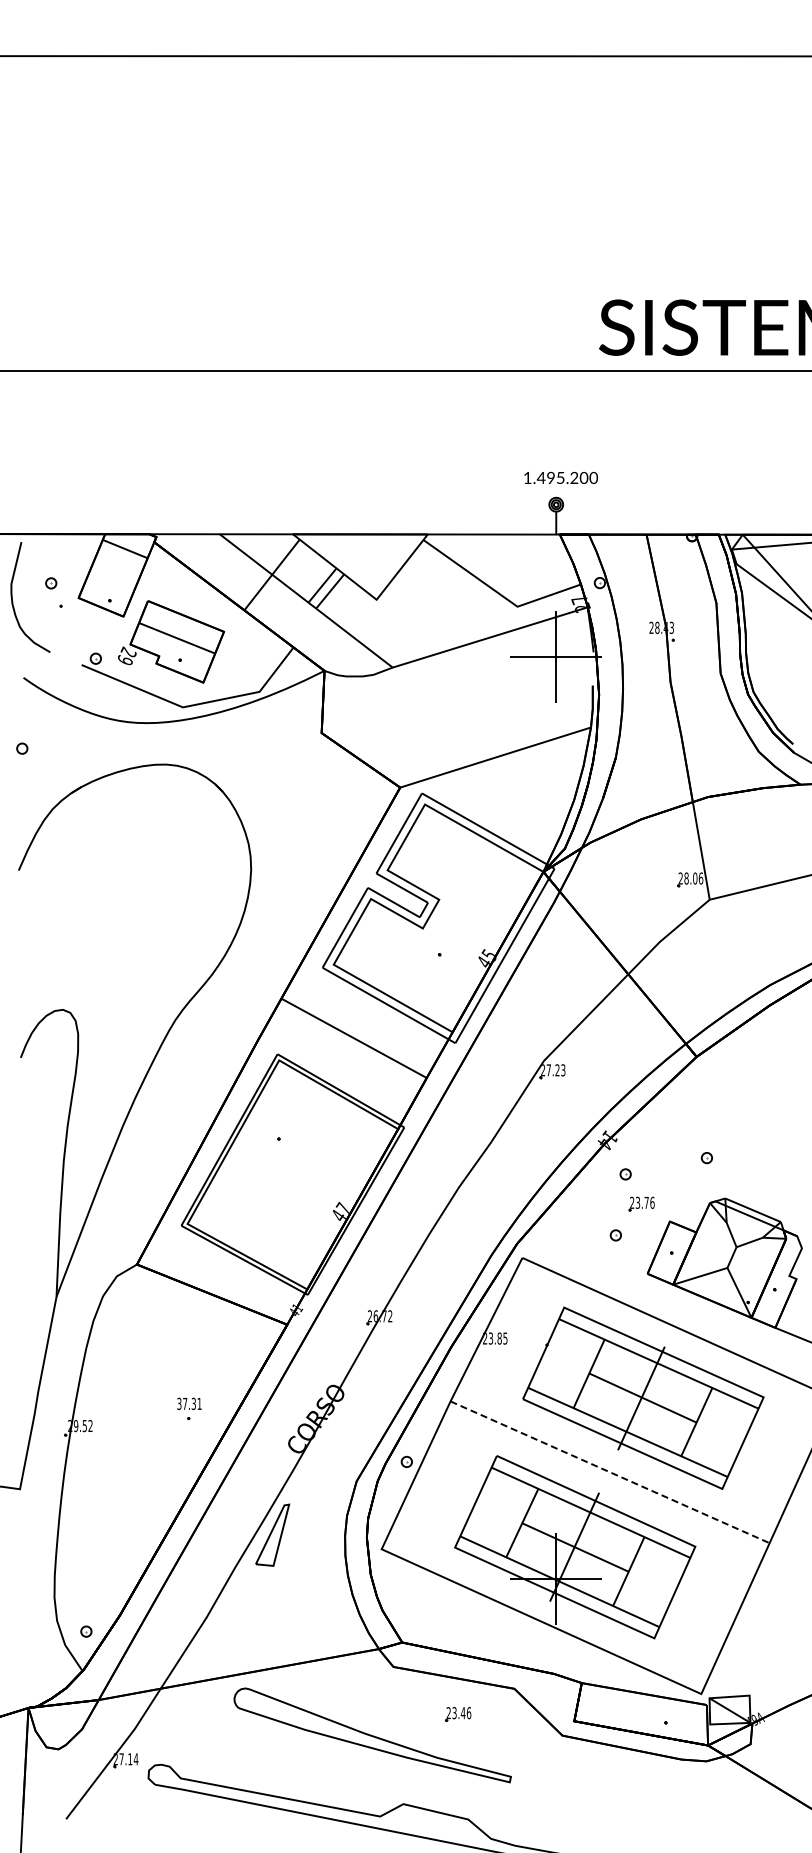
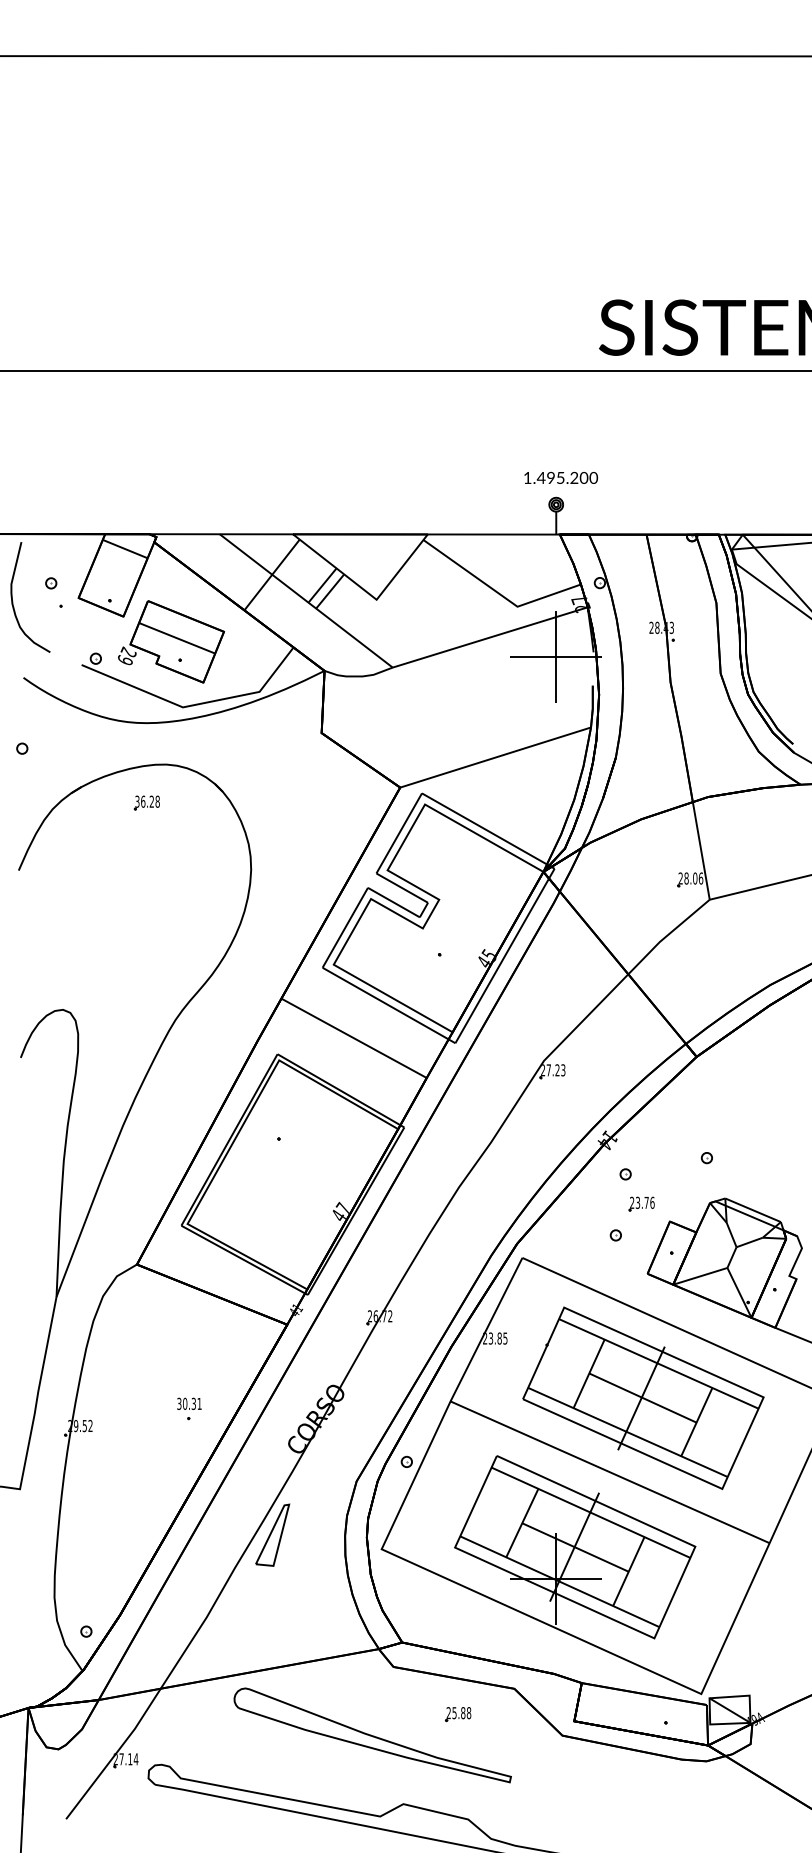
part: none -> present (146, 802)
text: 37.31 -> 30.31 (185, 1403)
line: dashed -> solid (610, 1472)
text: 23.46 -> 25.88 (461, 1713)
